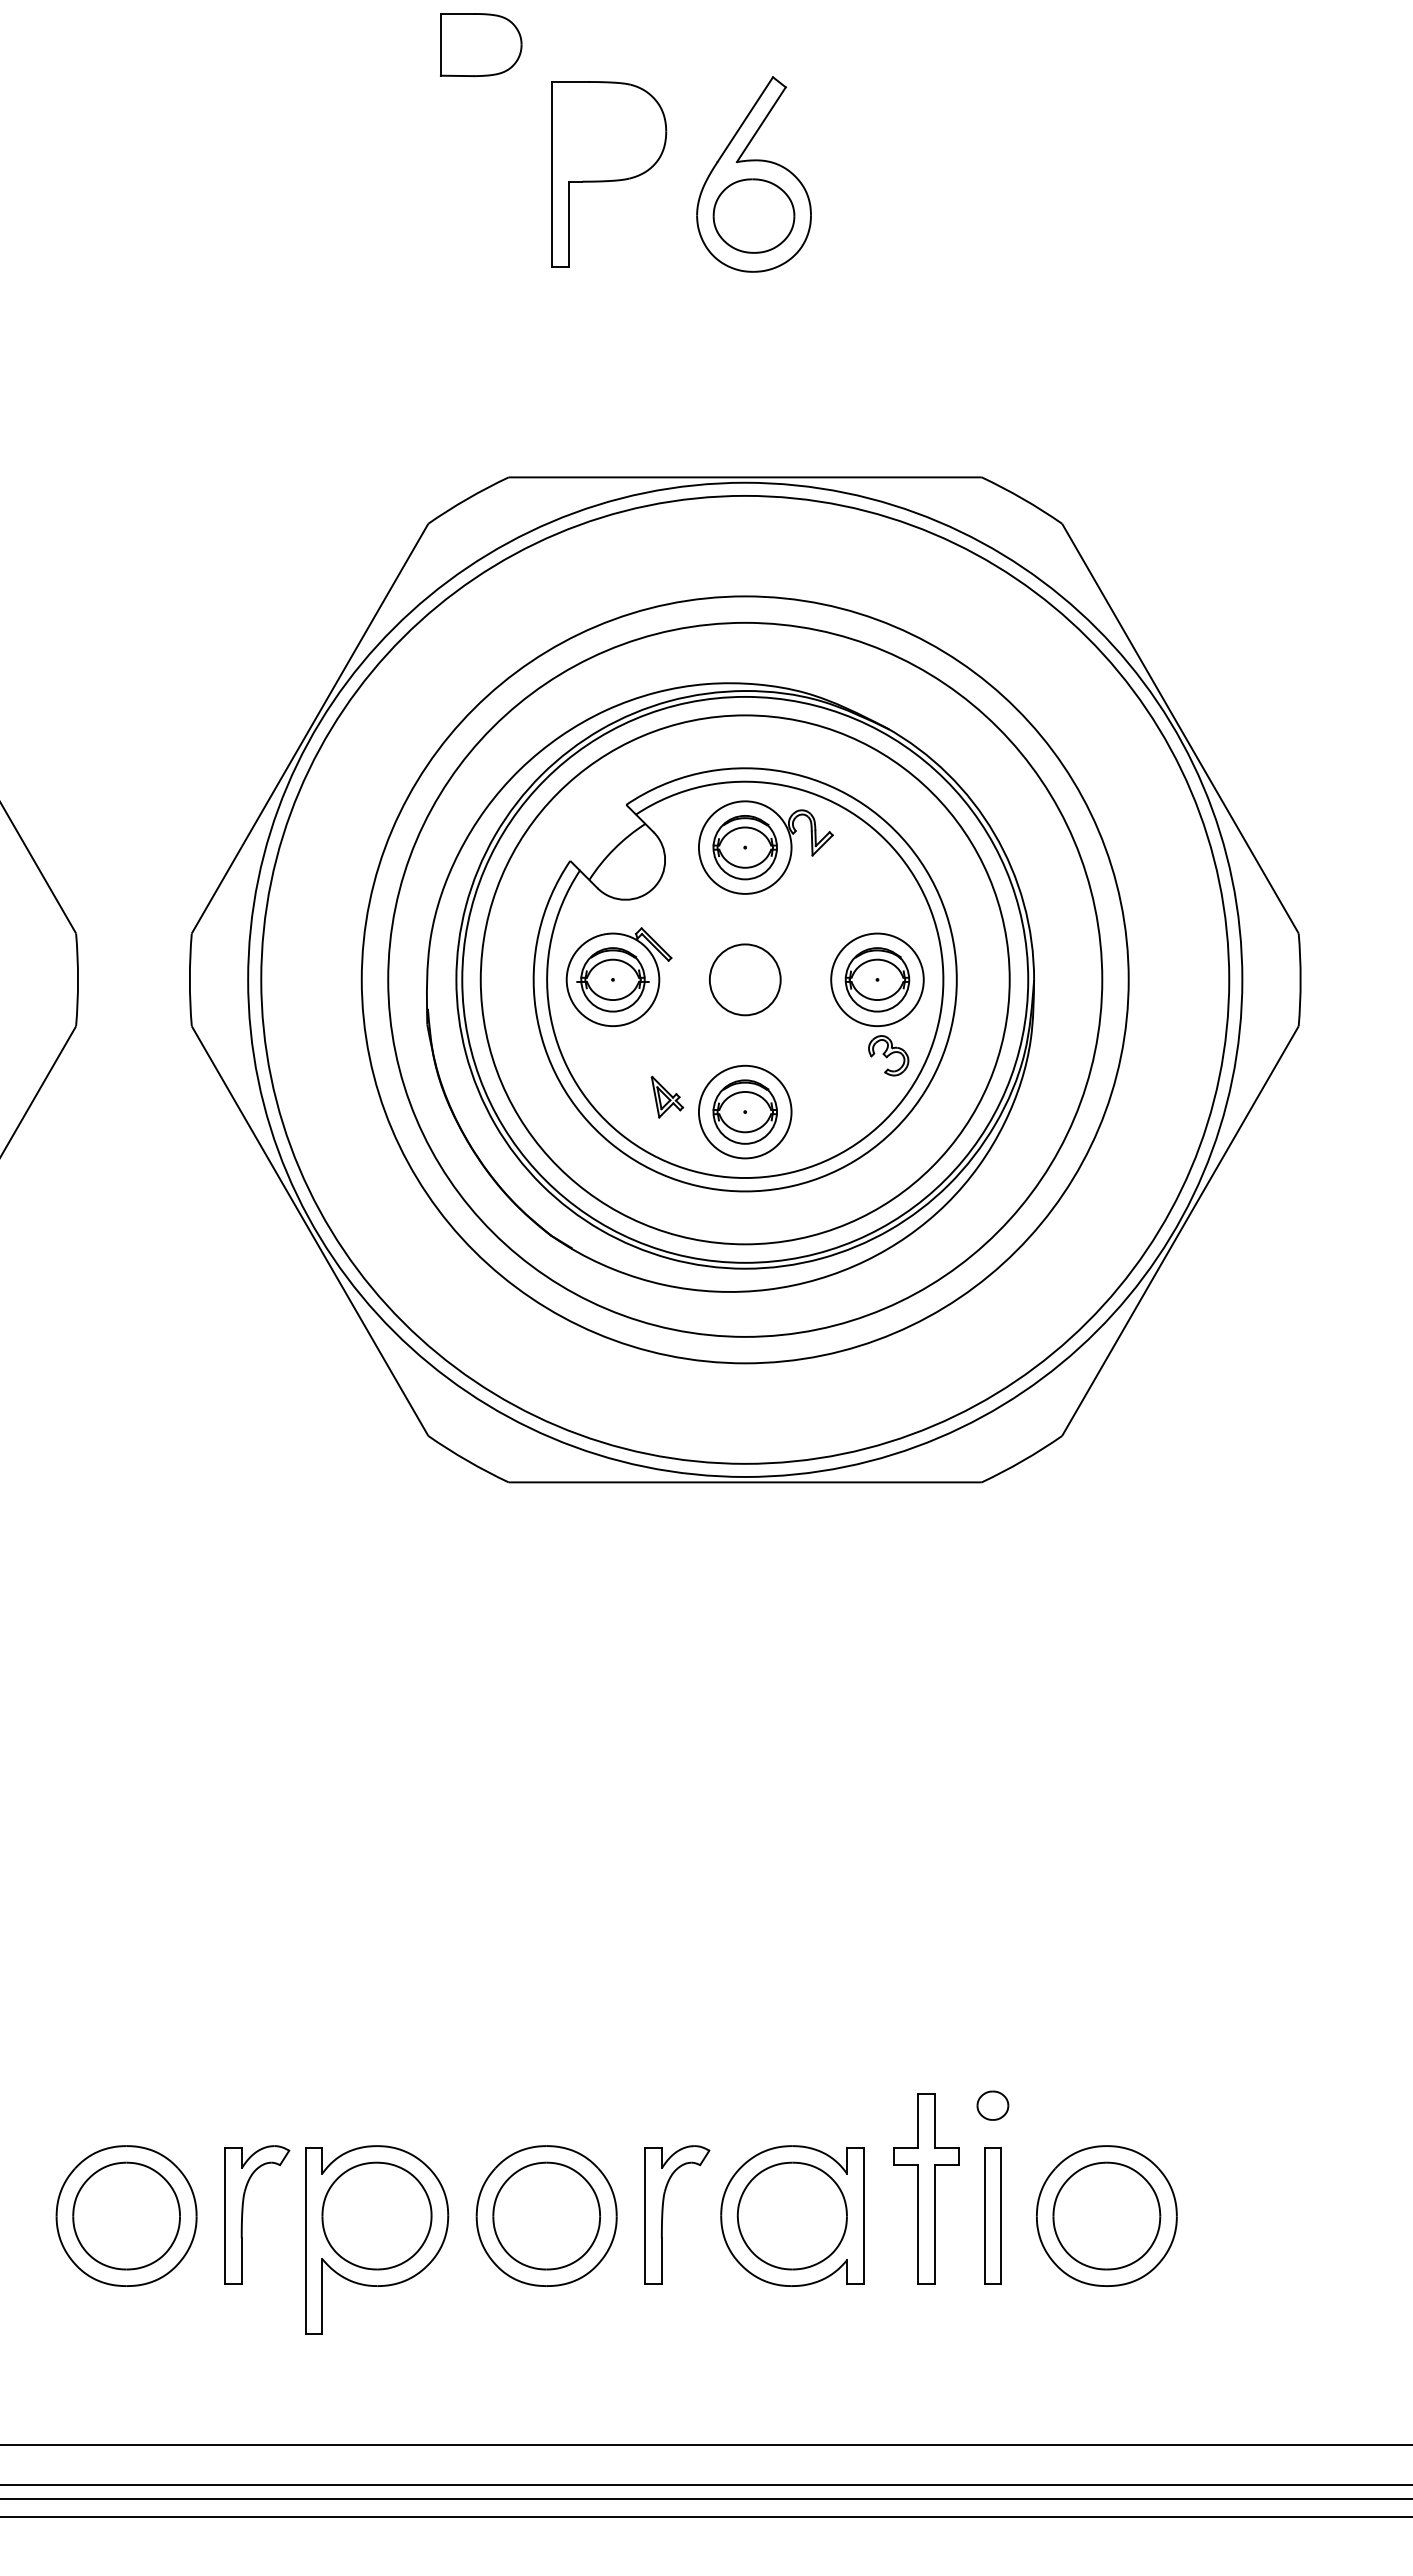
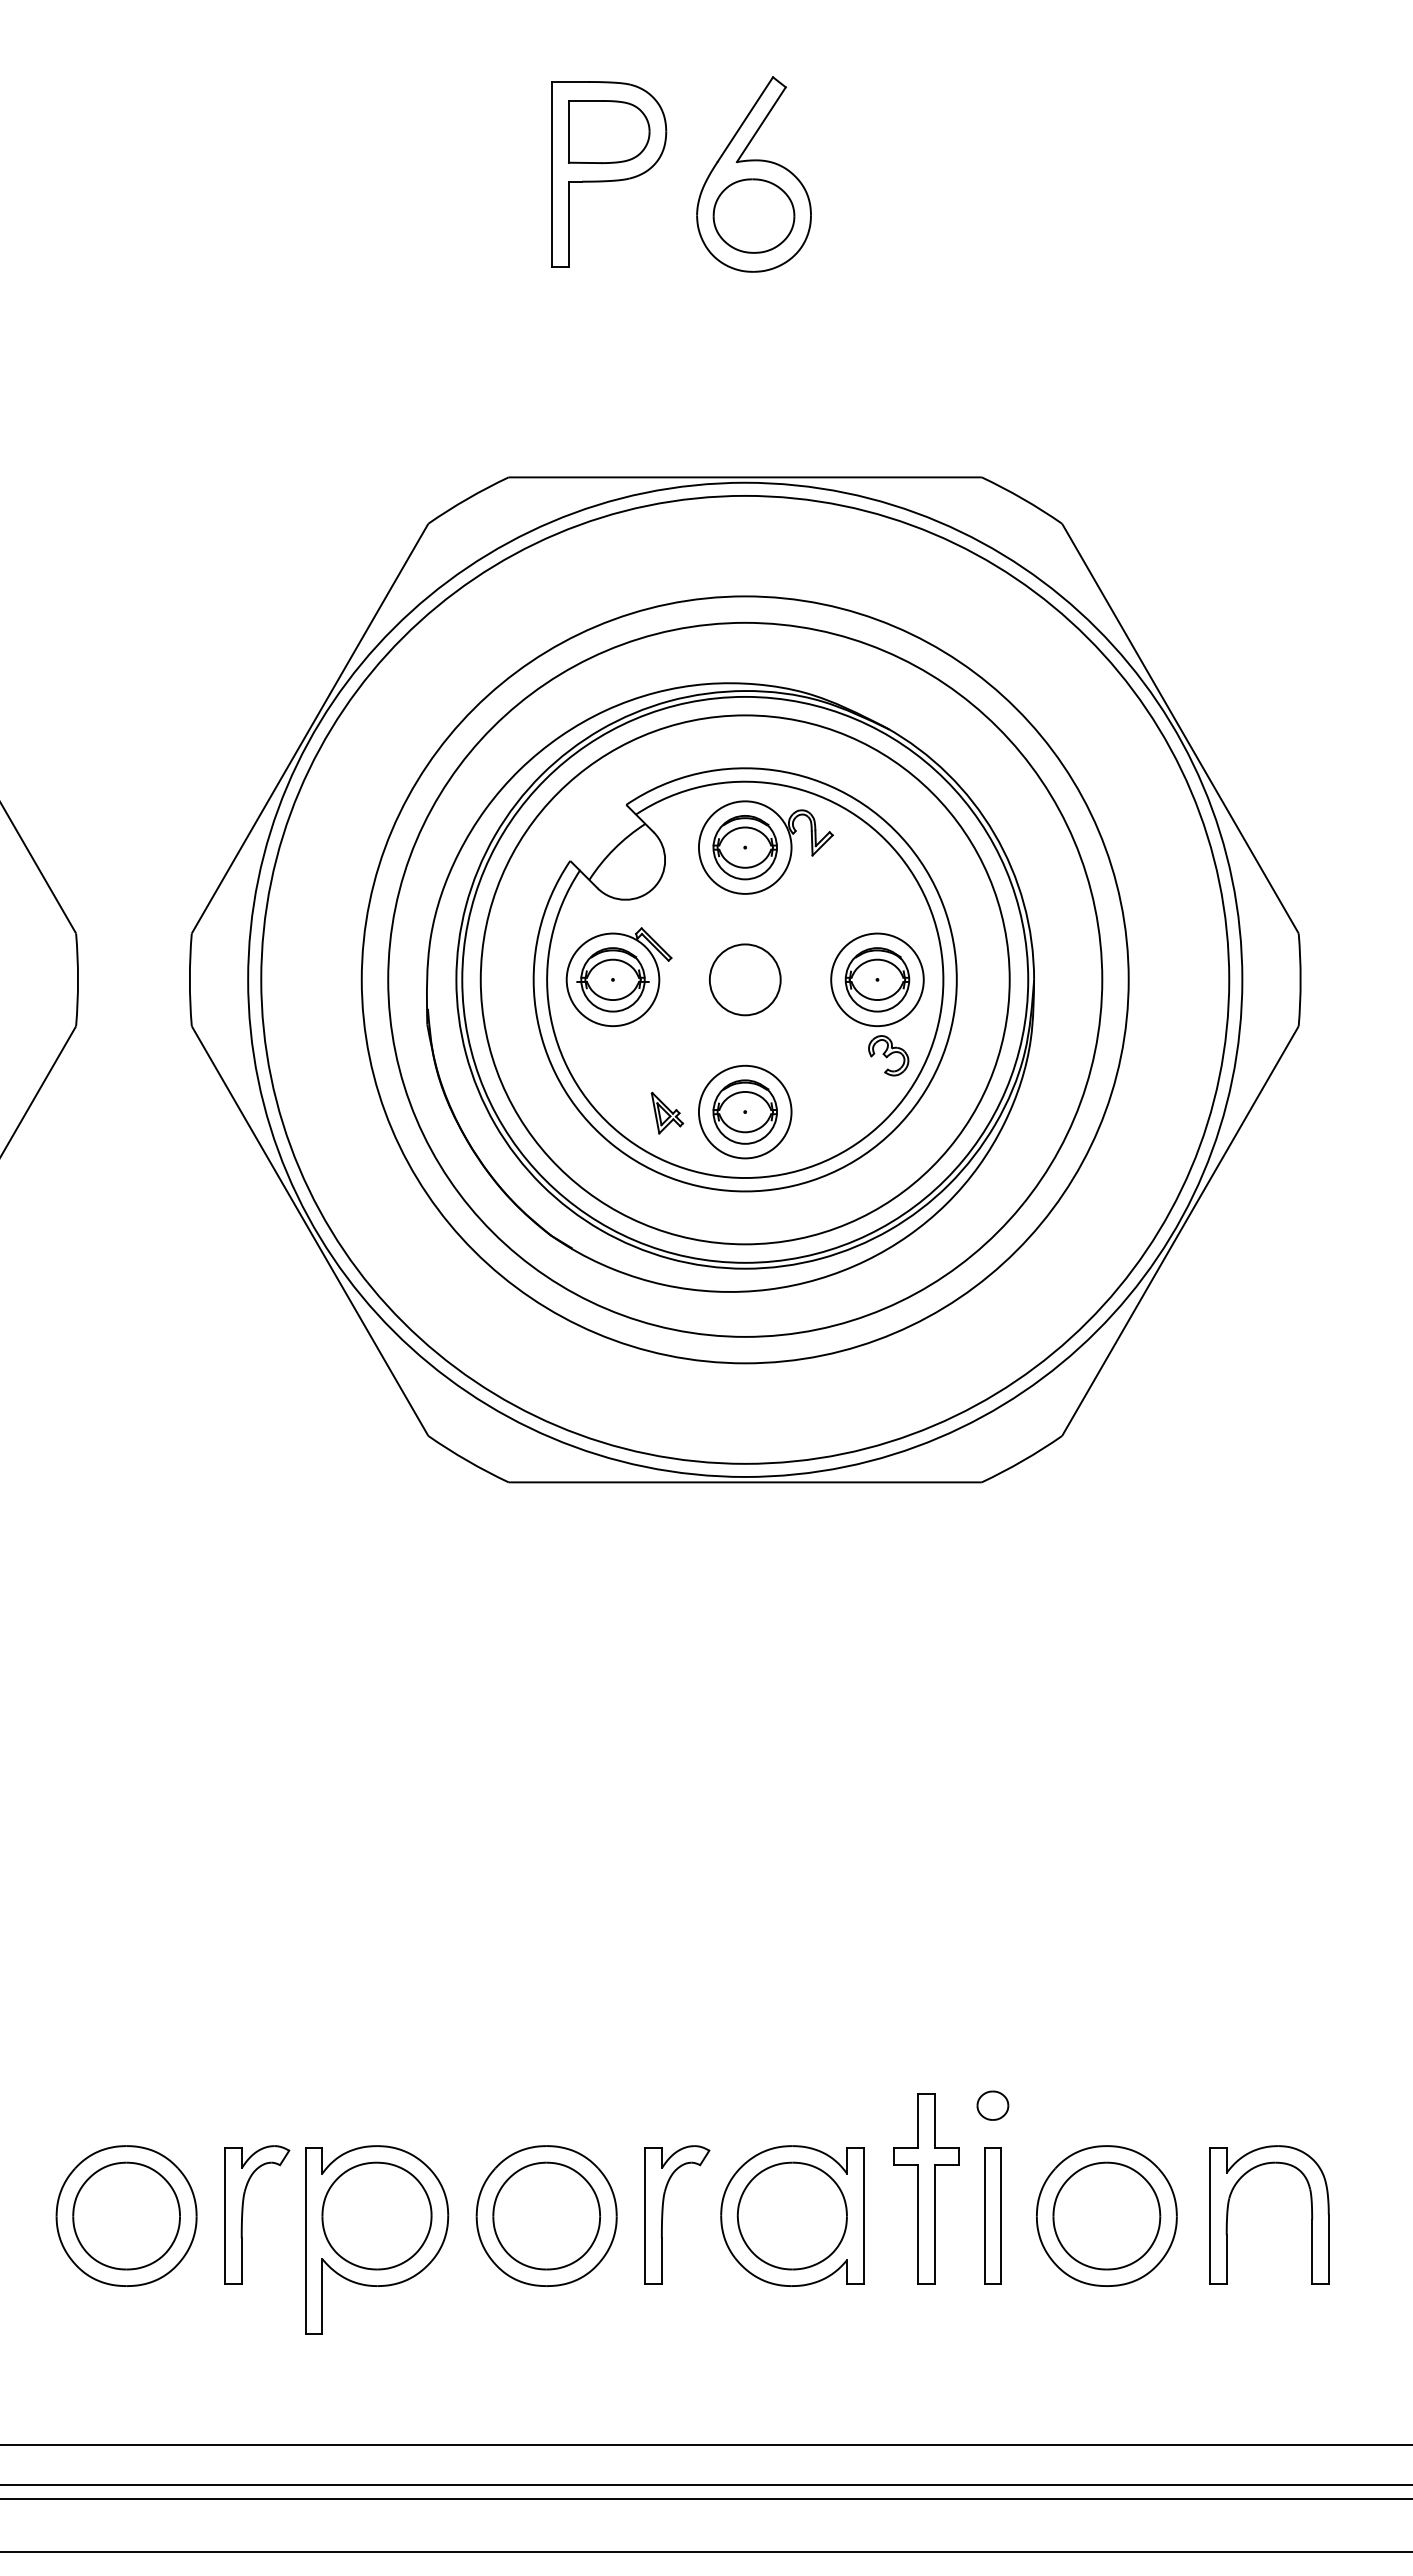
part position: (481, 45) -> (609, 132) (609, 132)
part position: (667, 1096) -> (667, 1112) (667, 1112)
part: none -> present (1228, 2214)
line position: (705, 2517) -> (705, 2552) (705, 2552)
